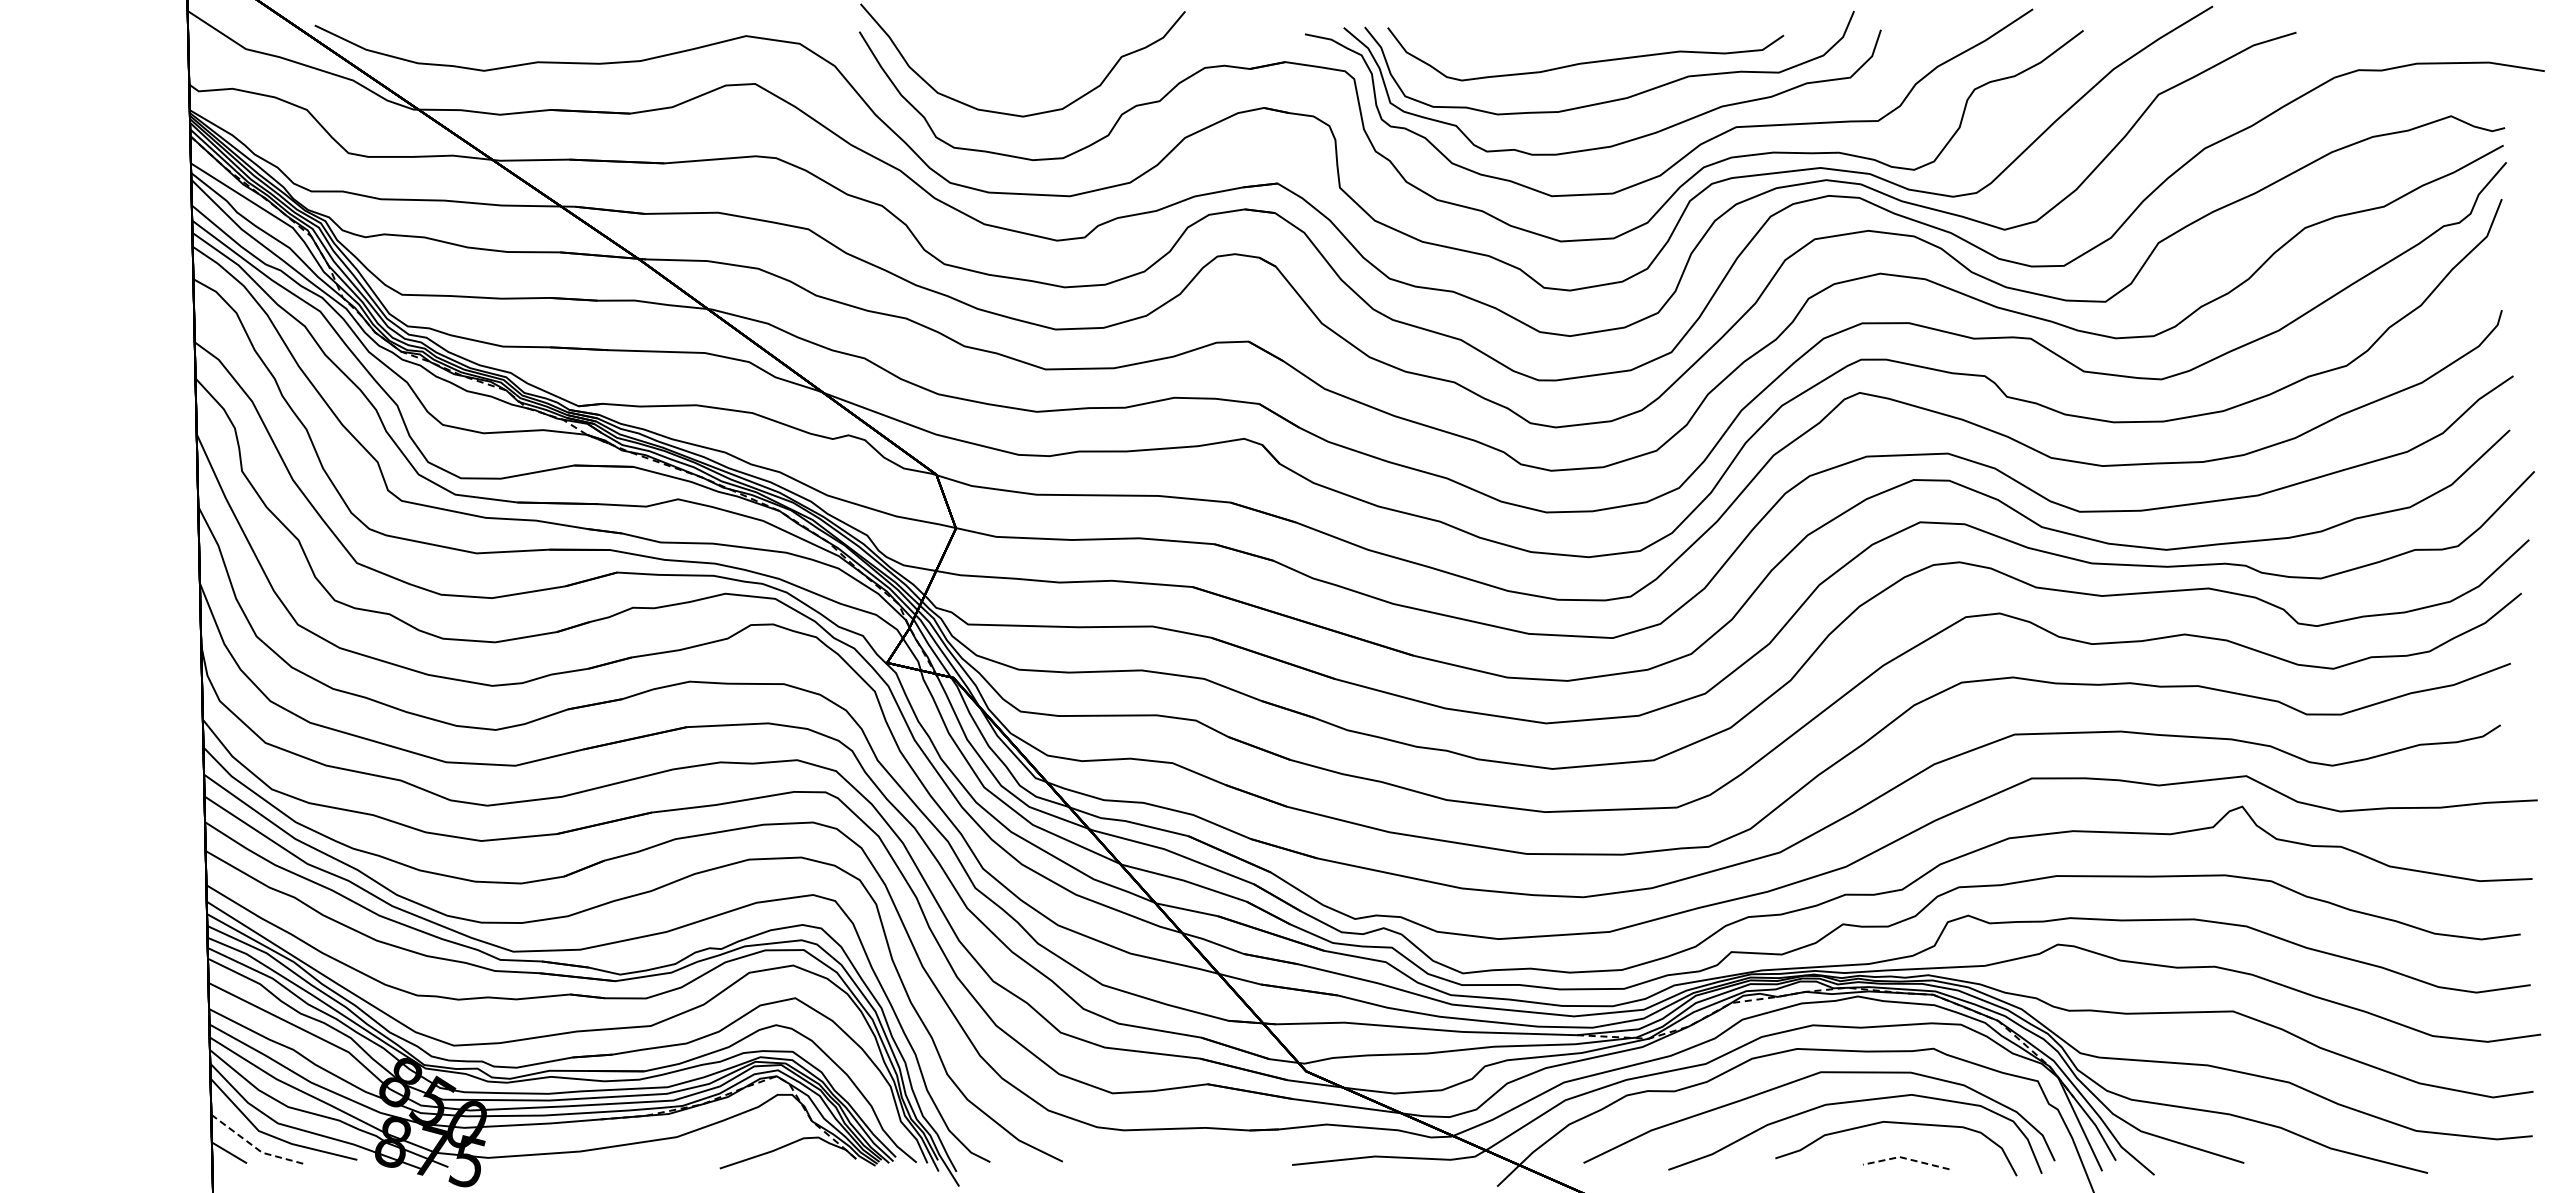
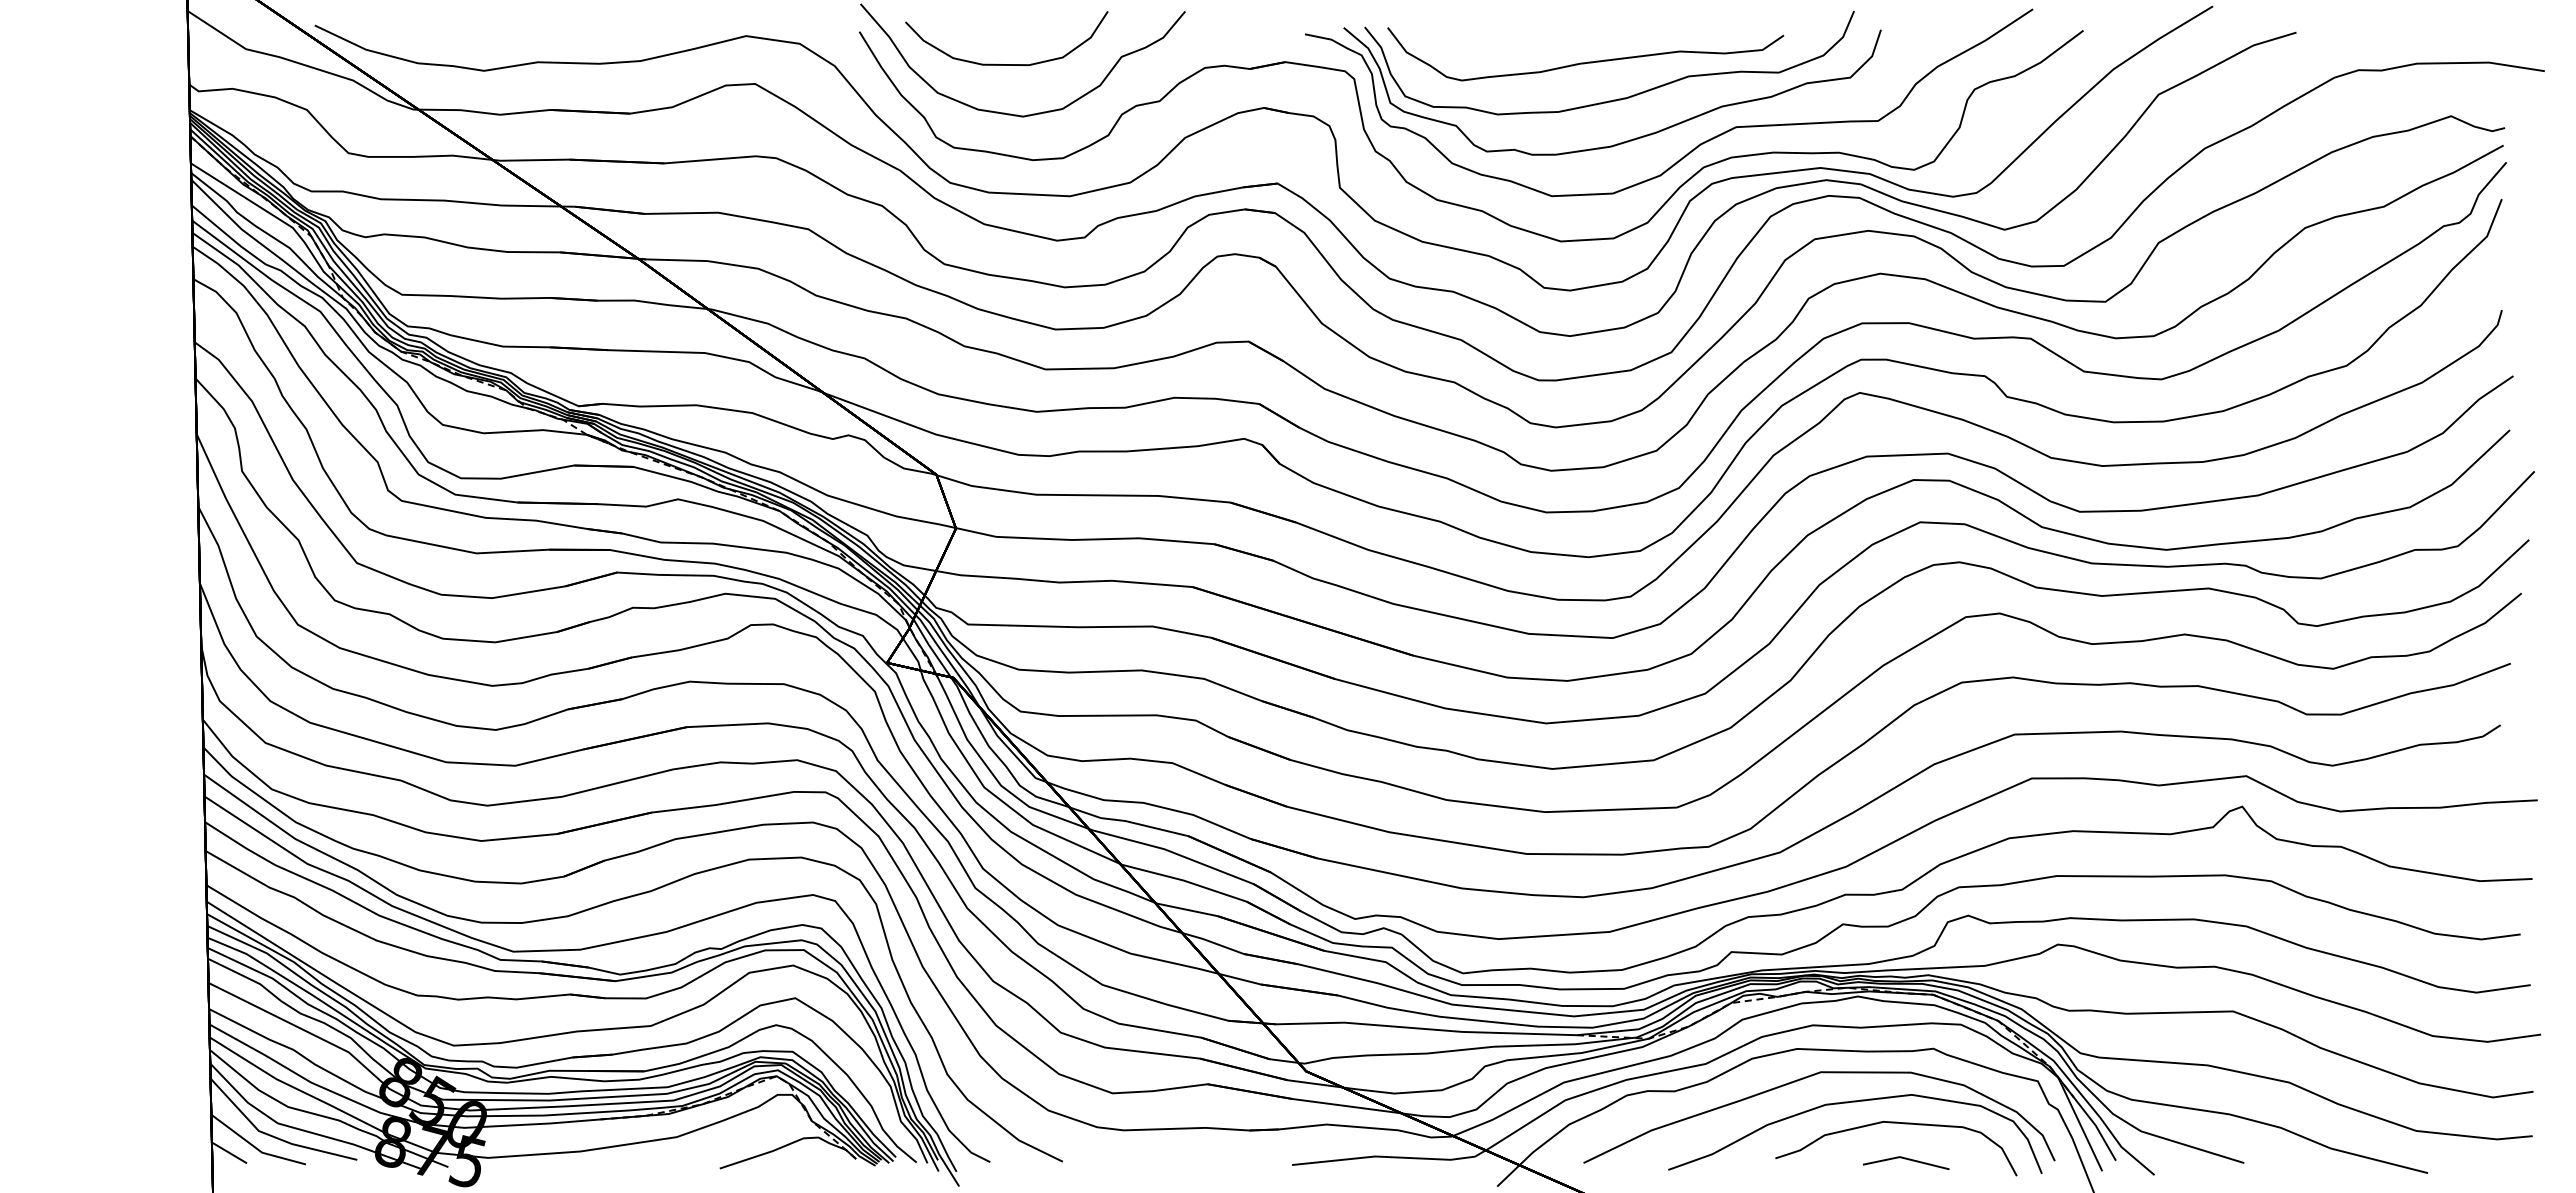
curve: none -> present (1006, 64)
line: dashed -> solid (255, 1147)
line: dashed -> solid (1905, 1158)
